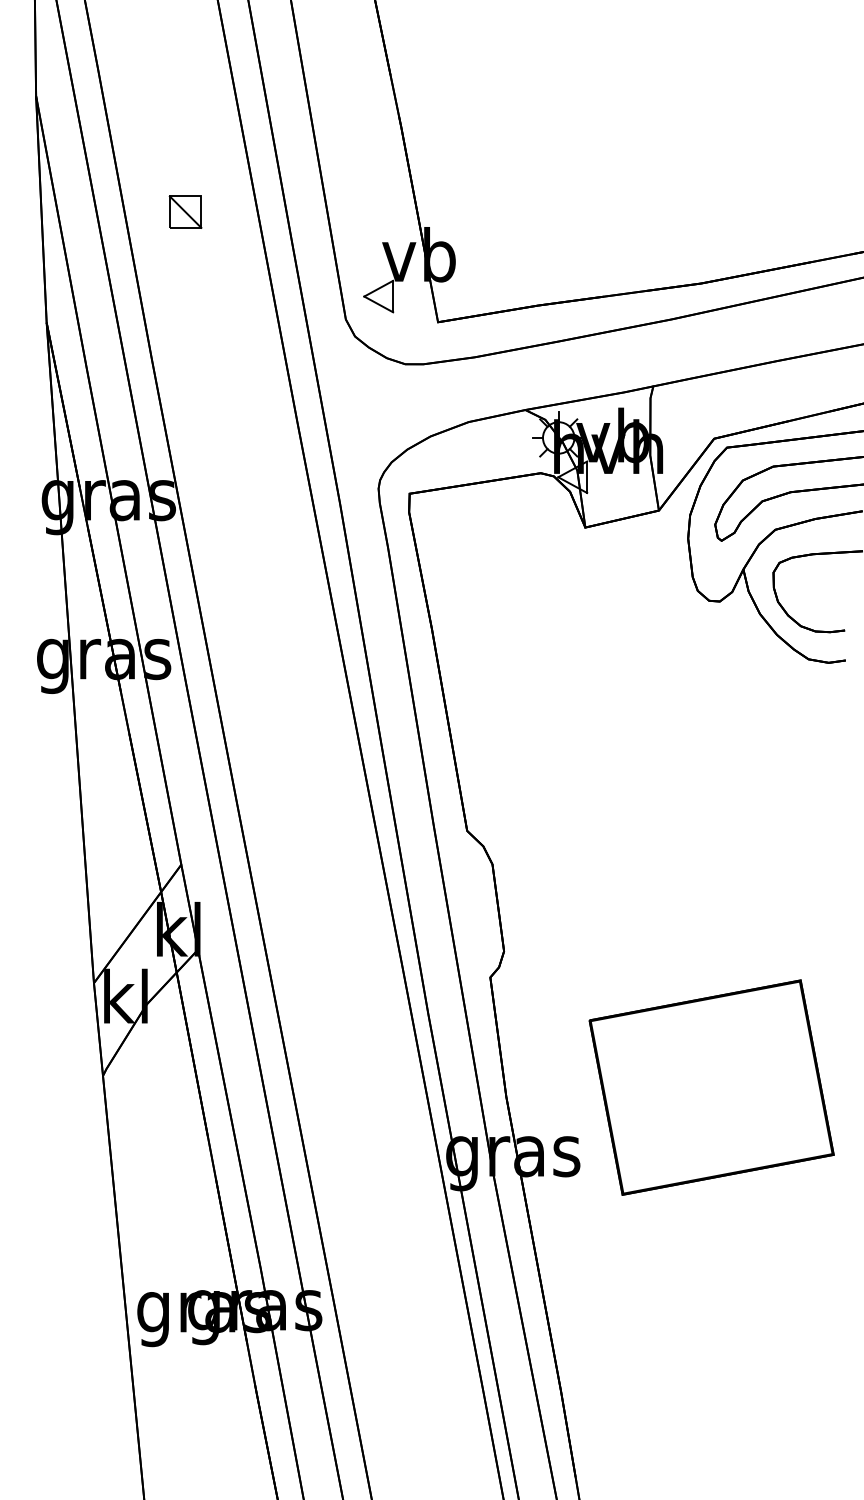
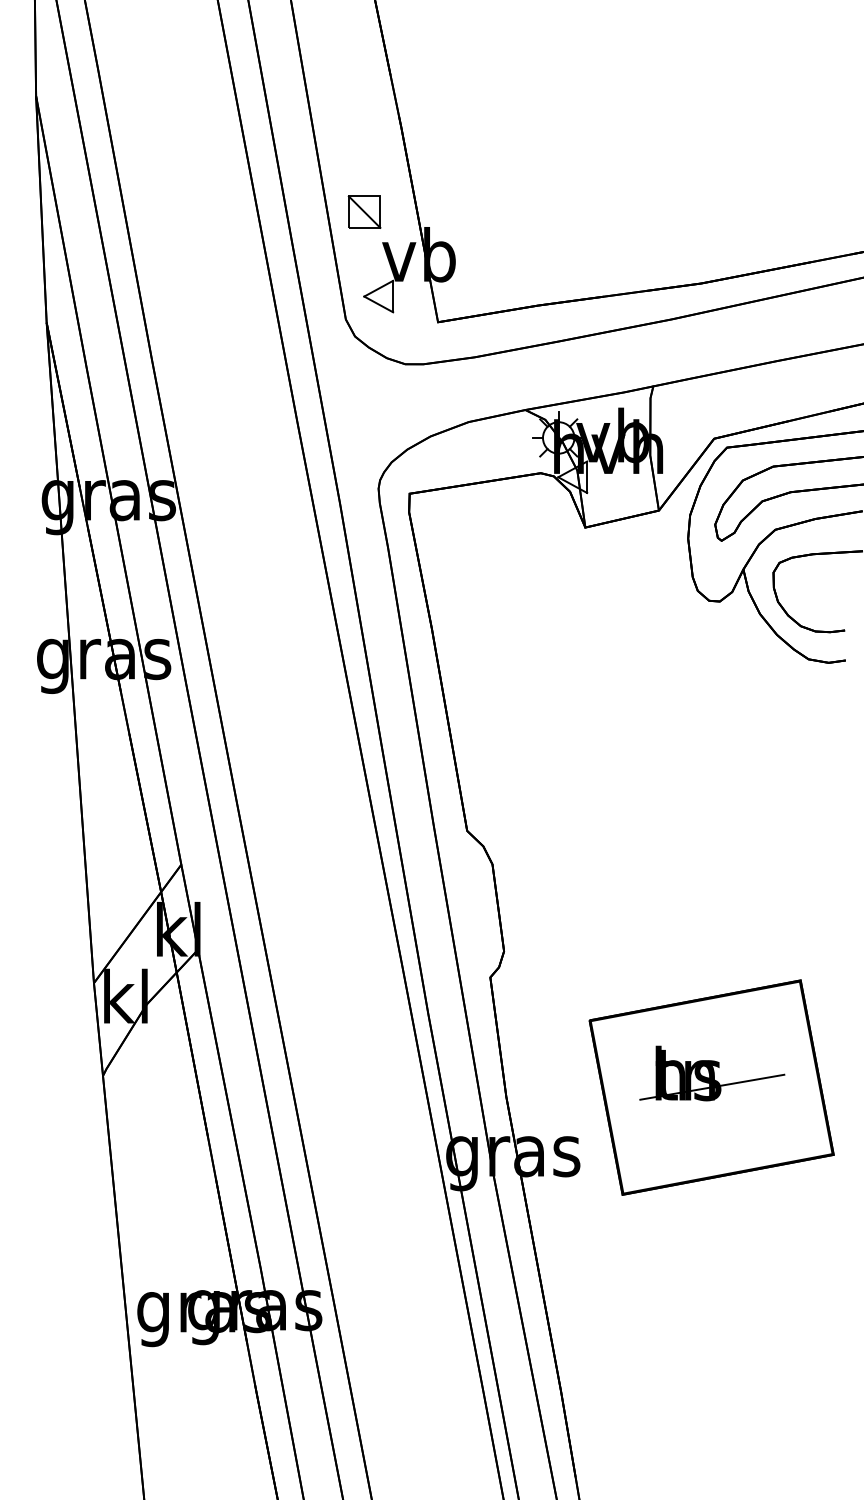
part position: (185, 211) -> (364, 211) (364, 211)
part: none -> present (712, 1073)
